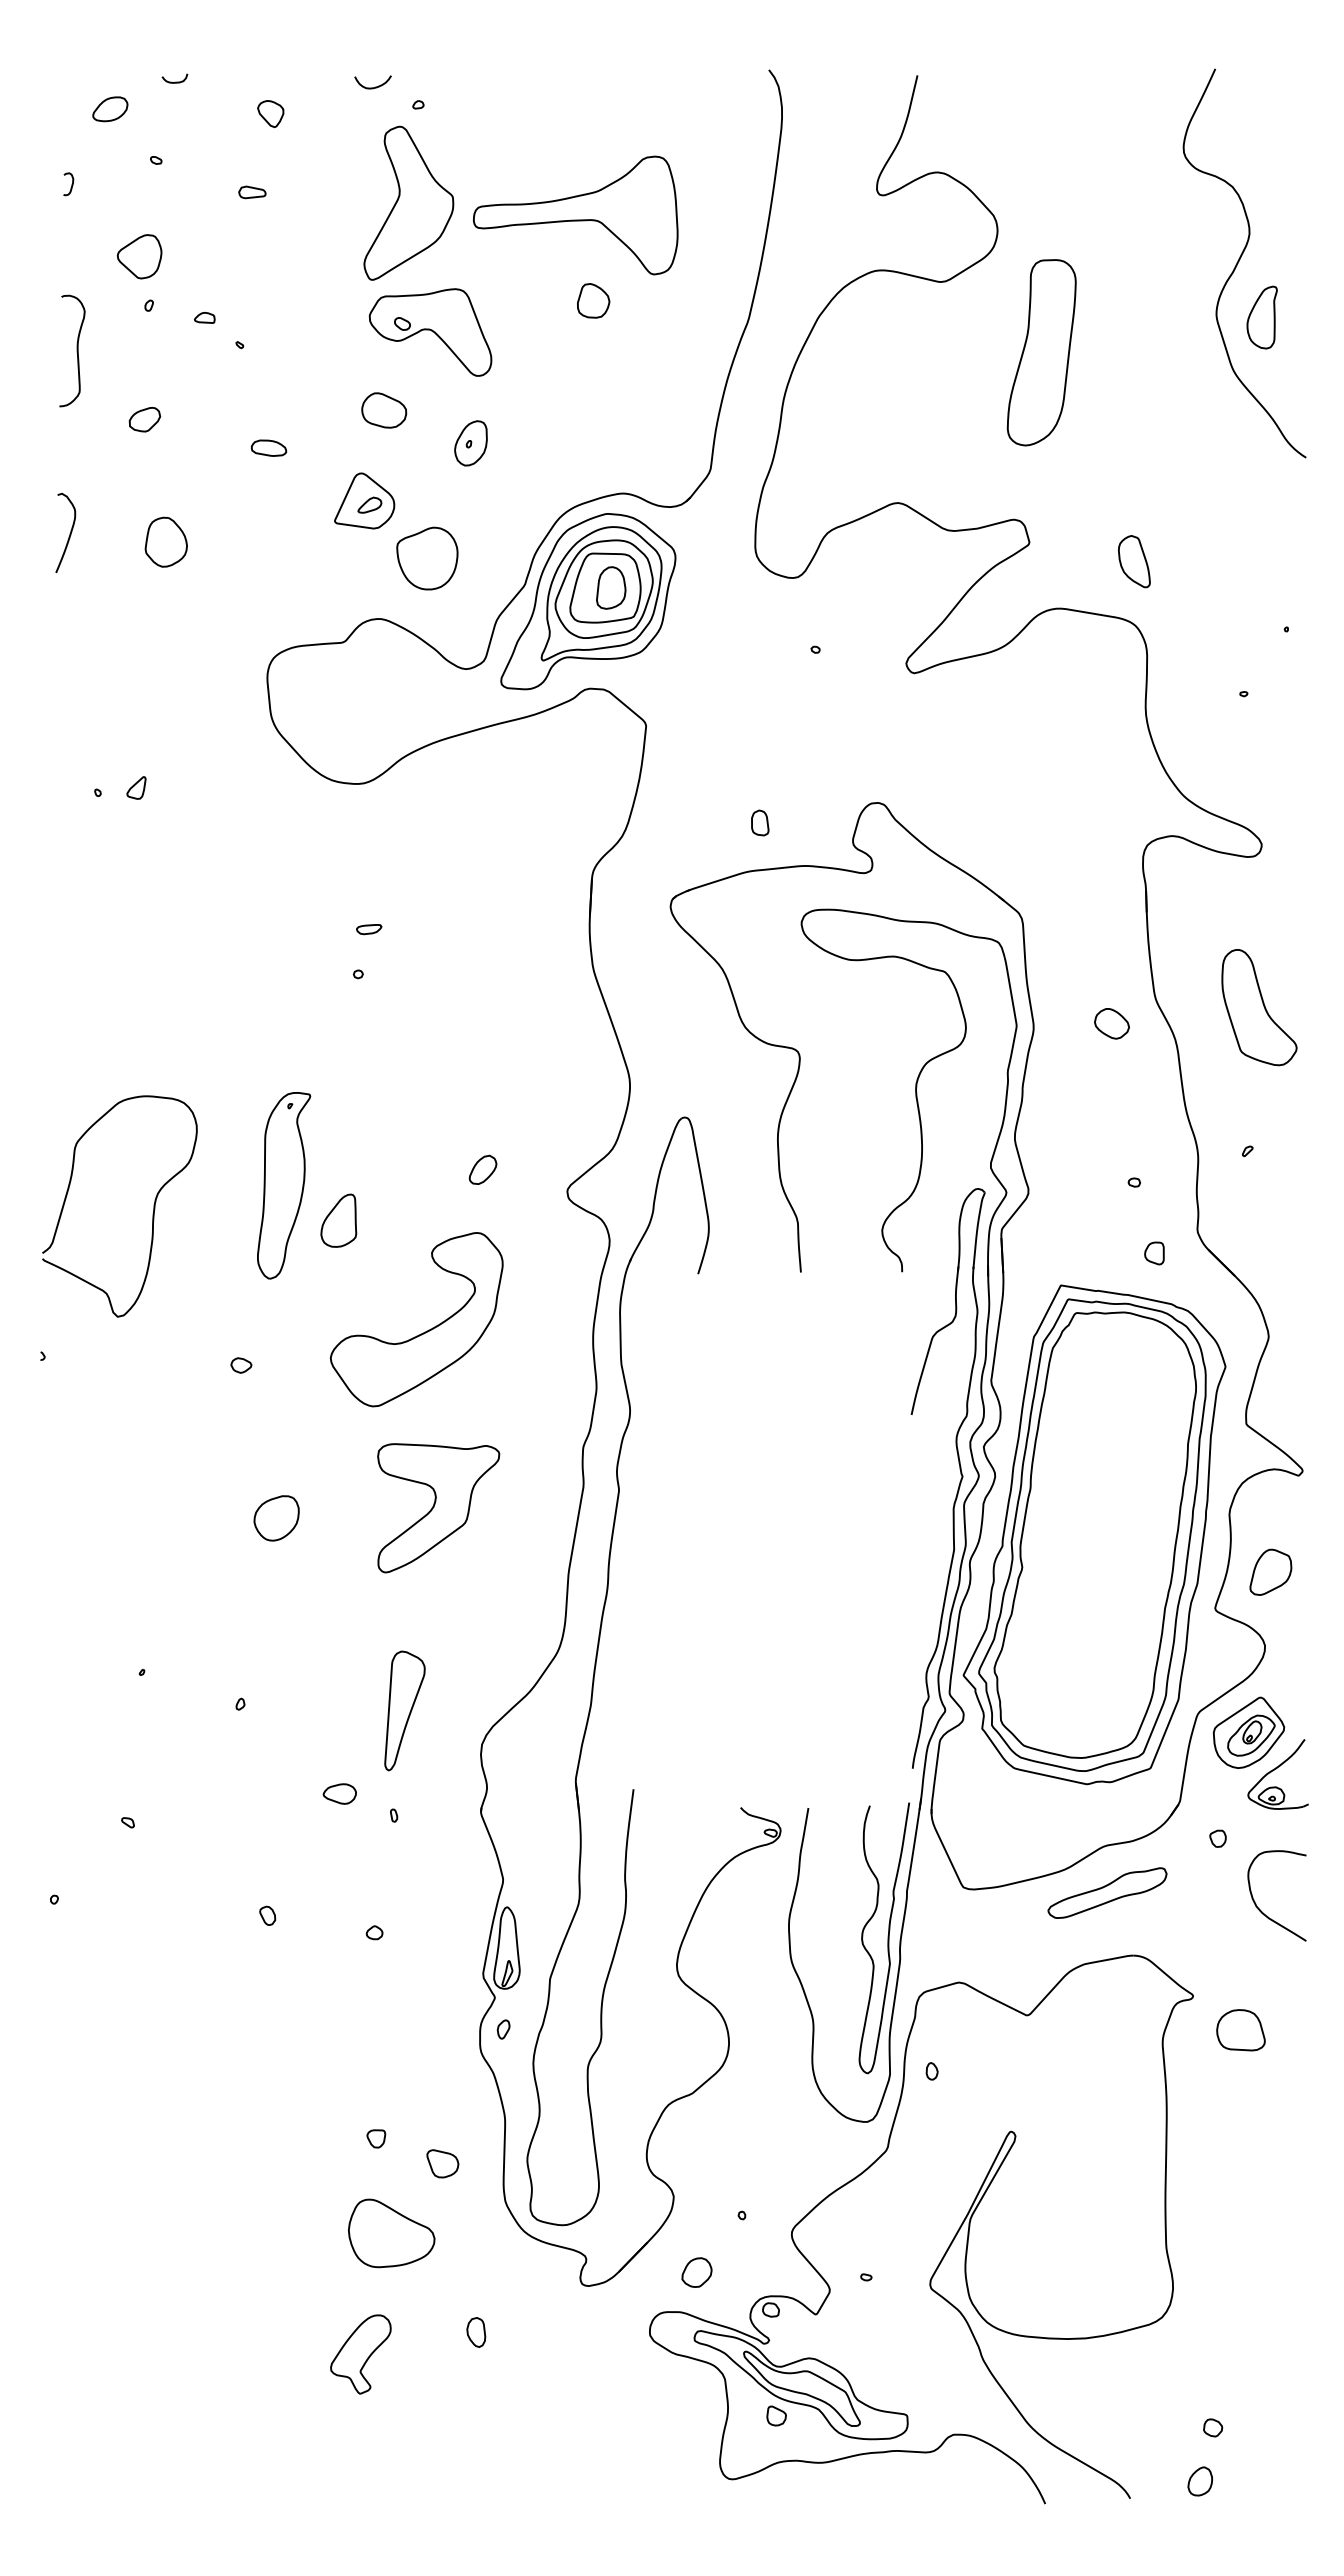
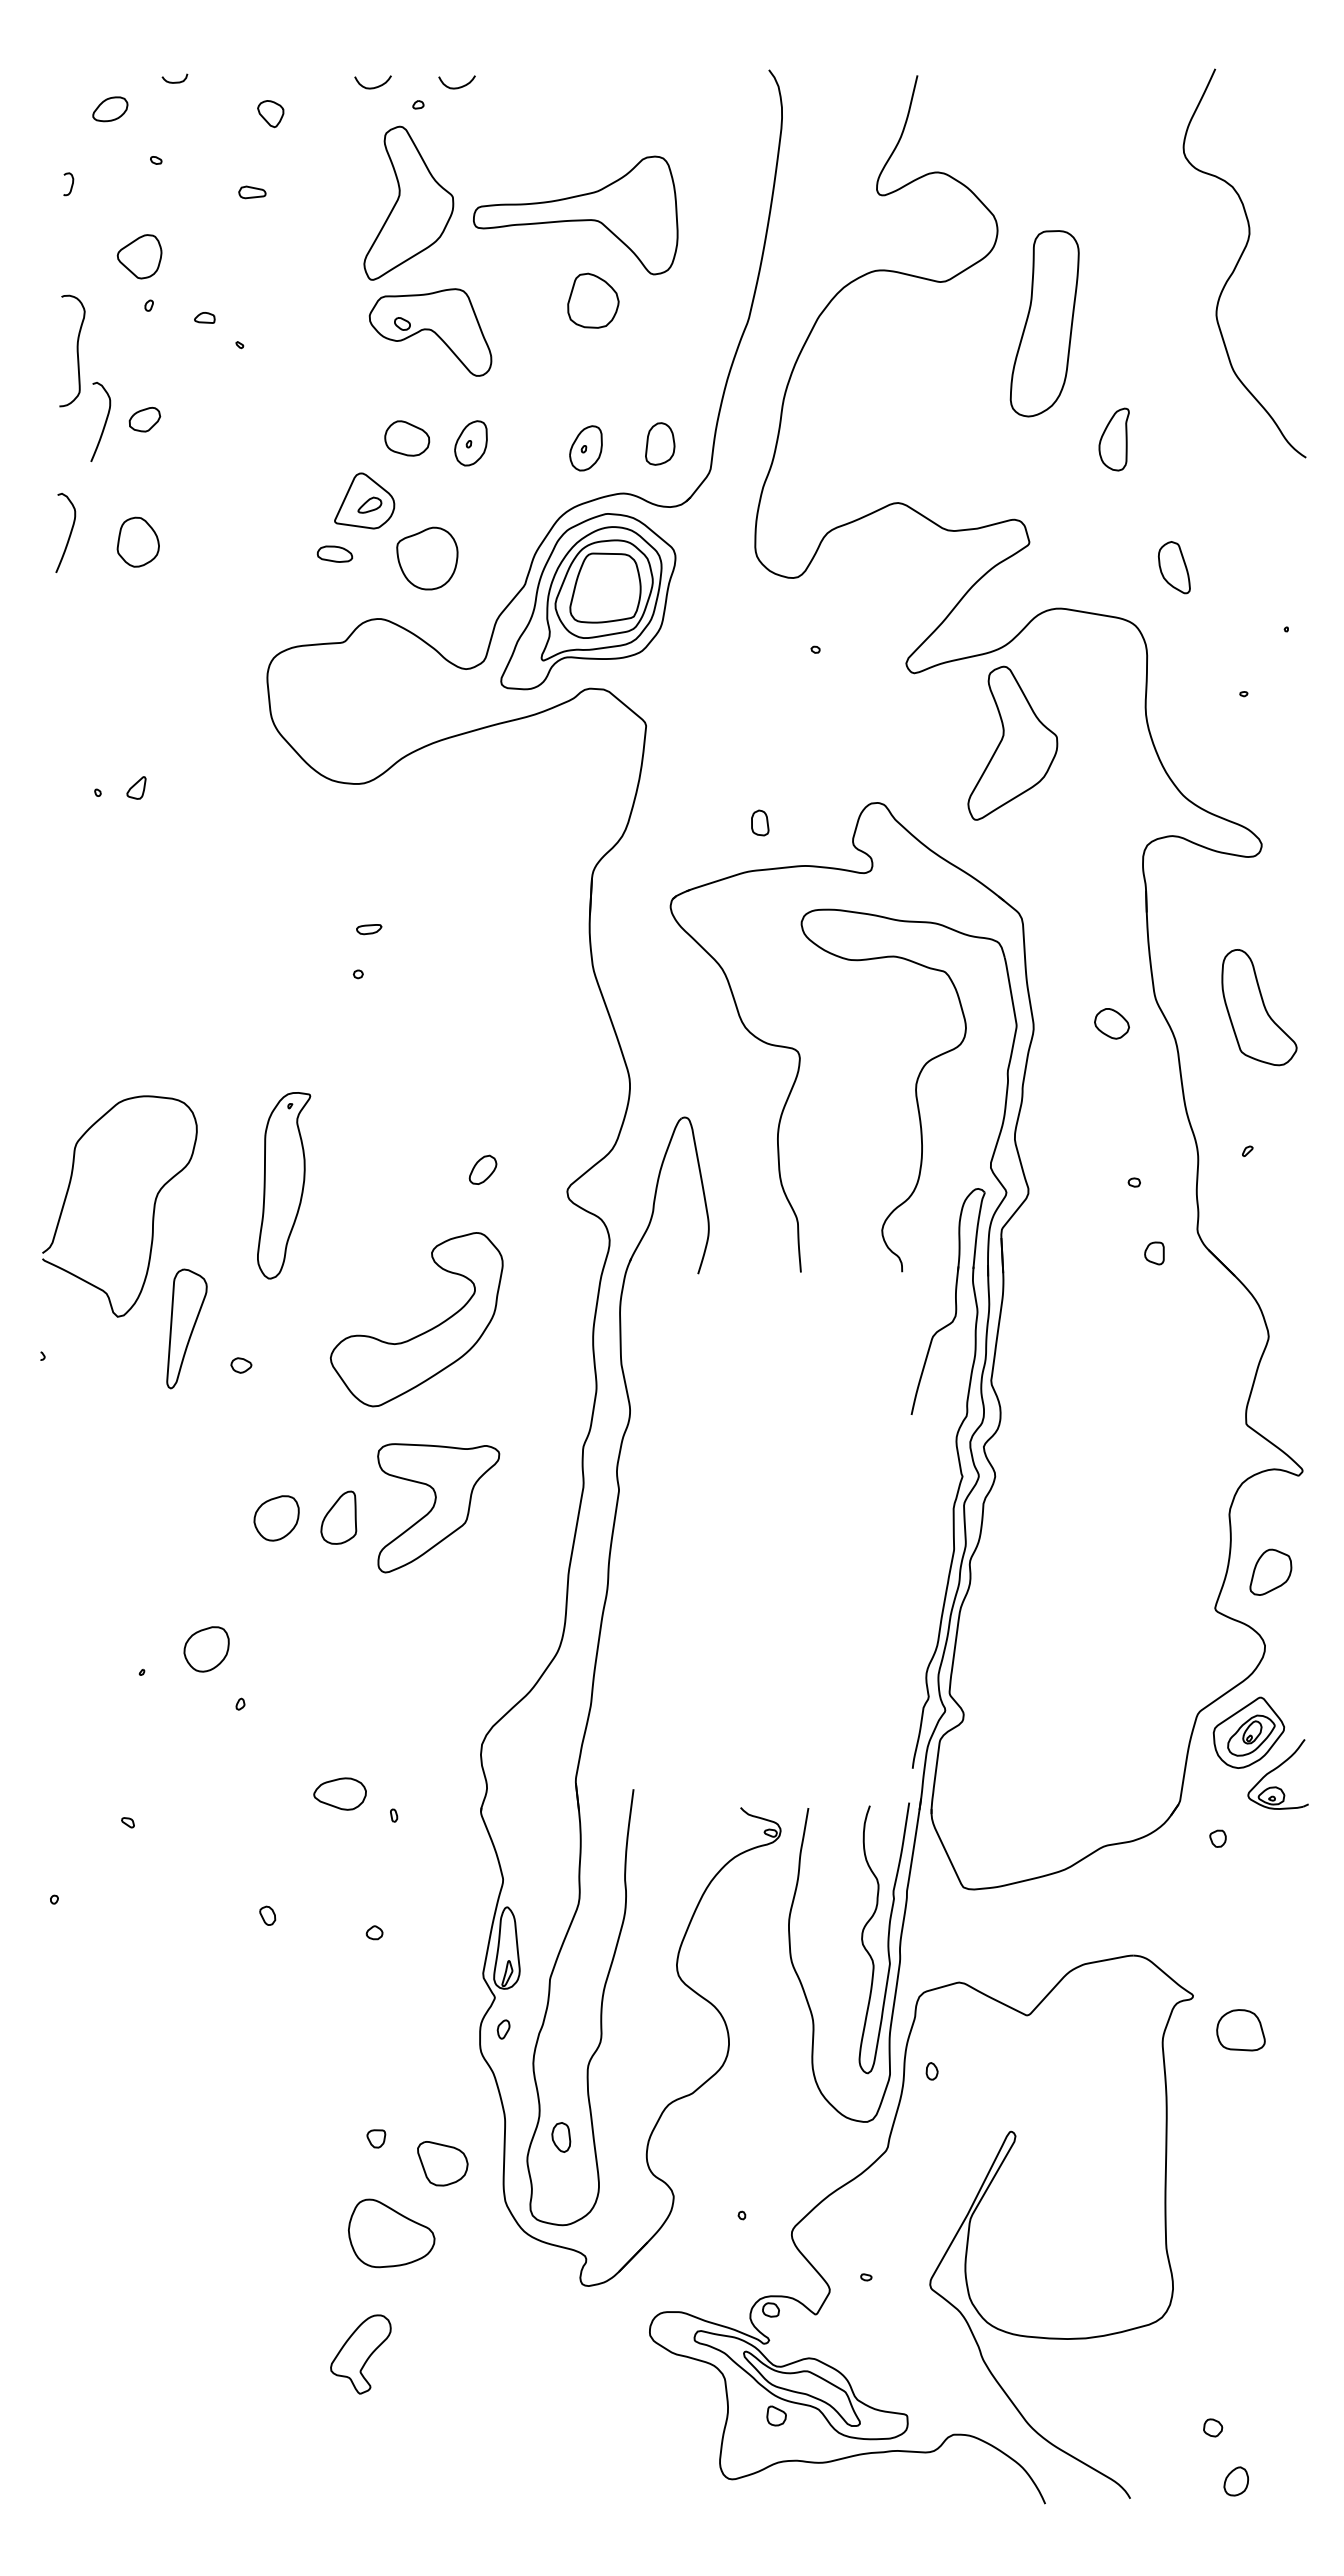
curve: none -> present (459, 86)
part size: 34x36 px -> 53x57 px (593, 300)
part position: (1261, 317) -> (1113, 439) (1113, 439)
part position: (1041, 352) -> (1044, 323) (1044, 323)
part position: (384, 410) -> (407, 438) (407, 438)
curve: none -> present (104, 422)
part position: (268, 447) -> (334, 553) (334, 553)
part: none -> present (585, 448)
part position: (165, 541) -> (137, 541) (137, 541)
part position: (1134, 561) -> (1174, 567) (1174, 567)
part position: (611, 587) -> (660, 443) (660, 443)
part: none -> present (1012, 742)
part position: (338, 1220) -> (338, 1517) (338, 1517)
part: present -> none (1094, 1534)
part: none -> present (206, 1649)
part position: (404, 1710) -> (186, 1328) (186, 1328)
part size: 35x22 px -> 54x34 px (339, 1793)
part: present -> none (1107, 1892)
curve: present -> none (1261, 1910)
part size: 34x30 px -> 52x46 px (442, 2163)
part: present -> none (696, 2272)
part position: (476, 2332) -> (561, 2137) (561, 2137)
part position: (1199, 2481) -> (1235, 2481) (1235, 2481)
